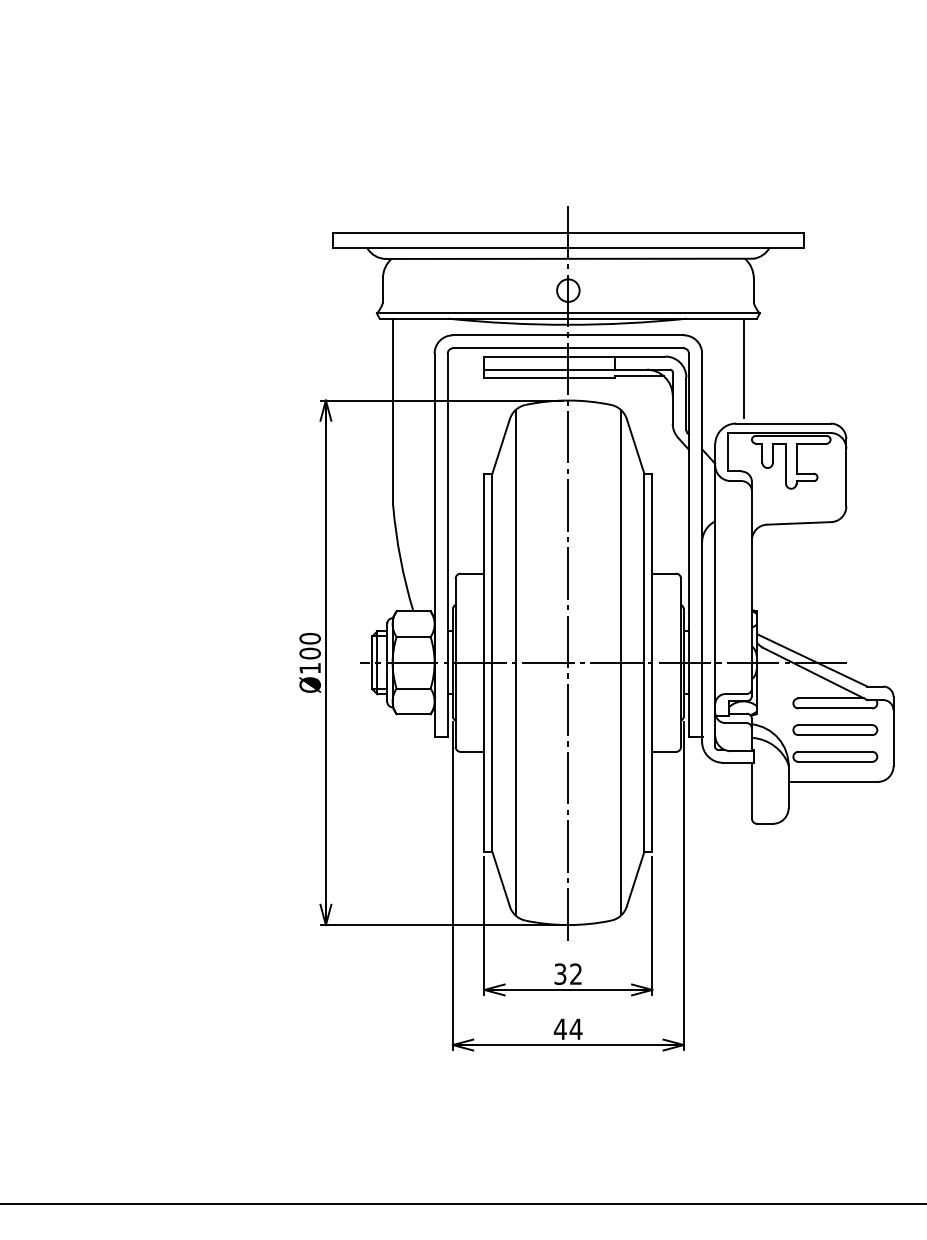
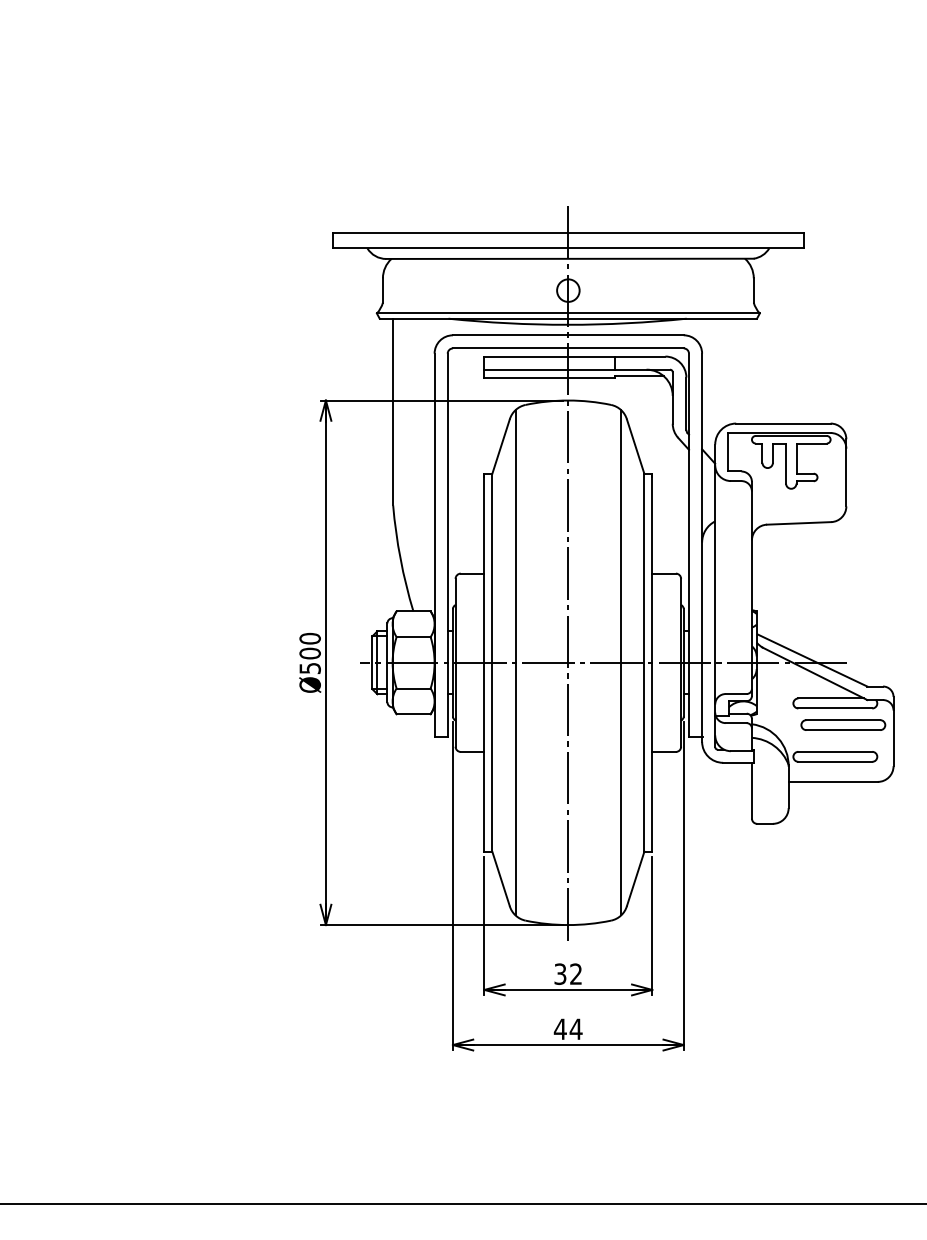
line: present -> none (743, 368)
text: Ø100 -> Ø500 (309, 668)
part position: (835, 729) -> (843, 724) (843, 724)
